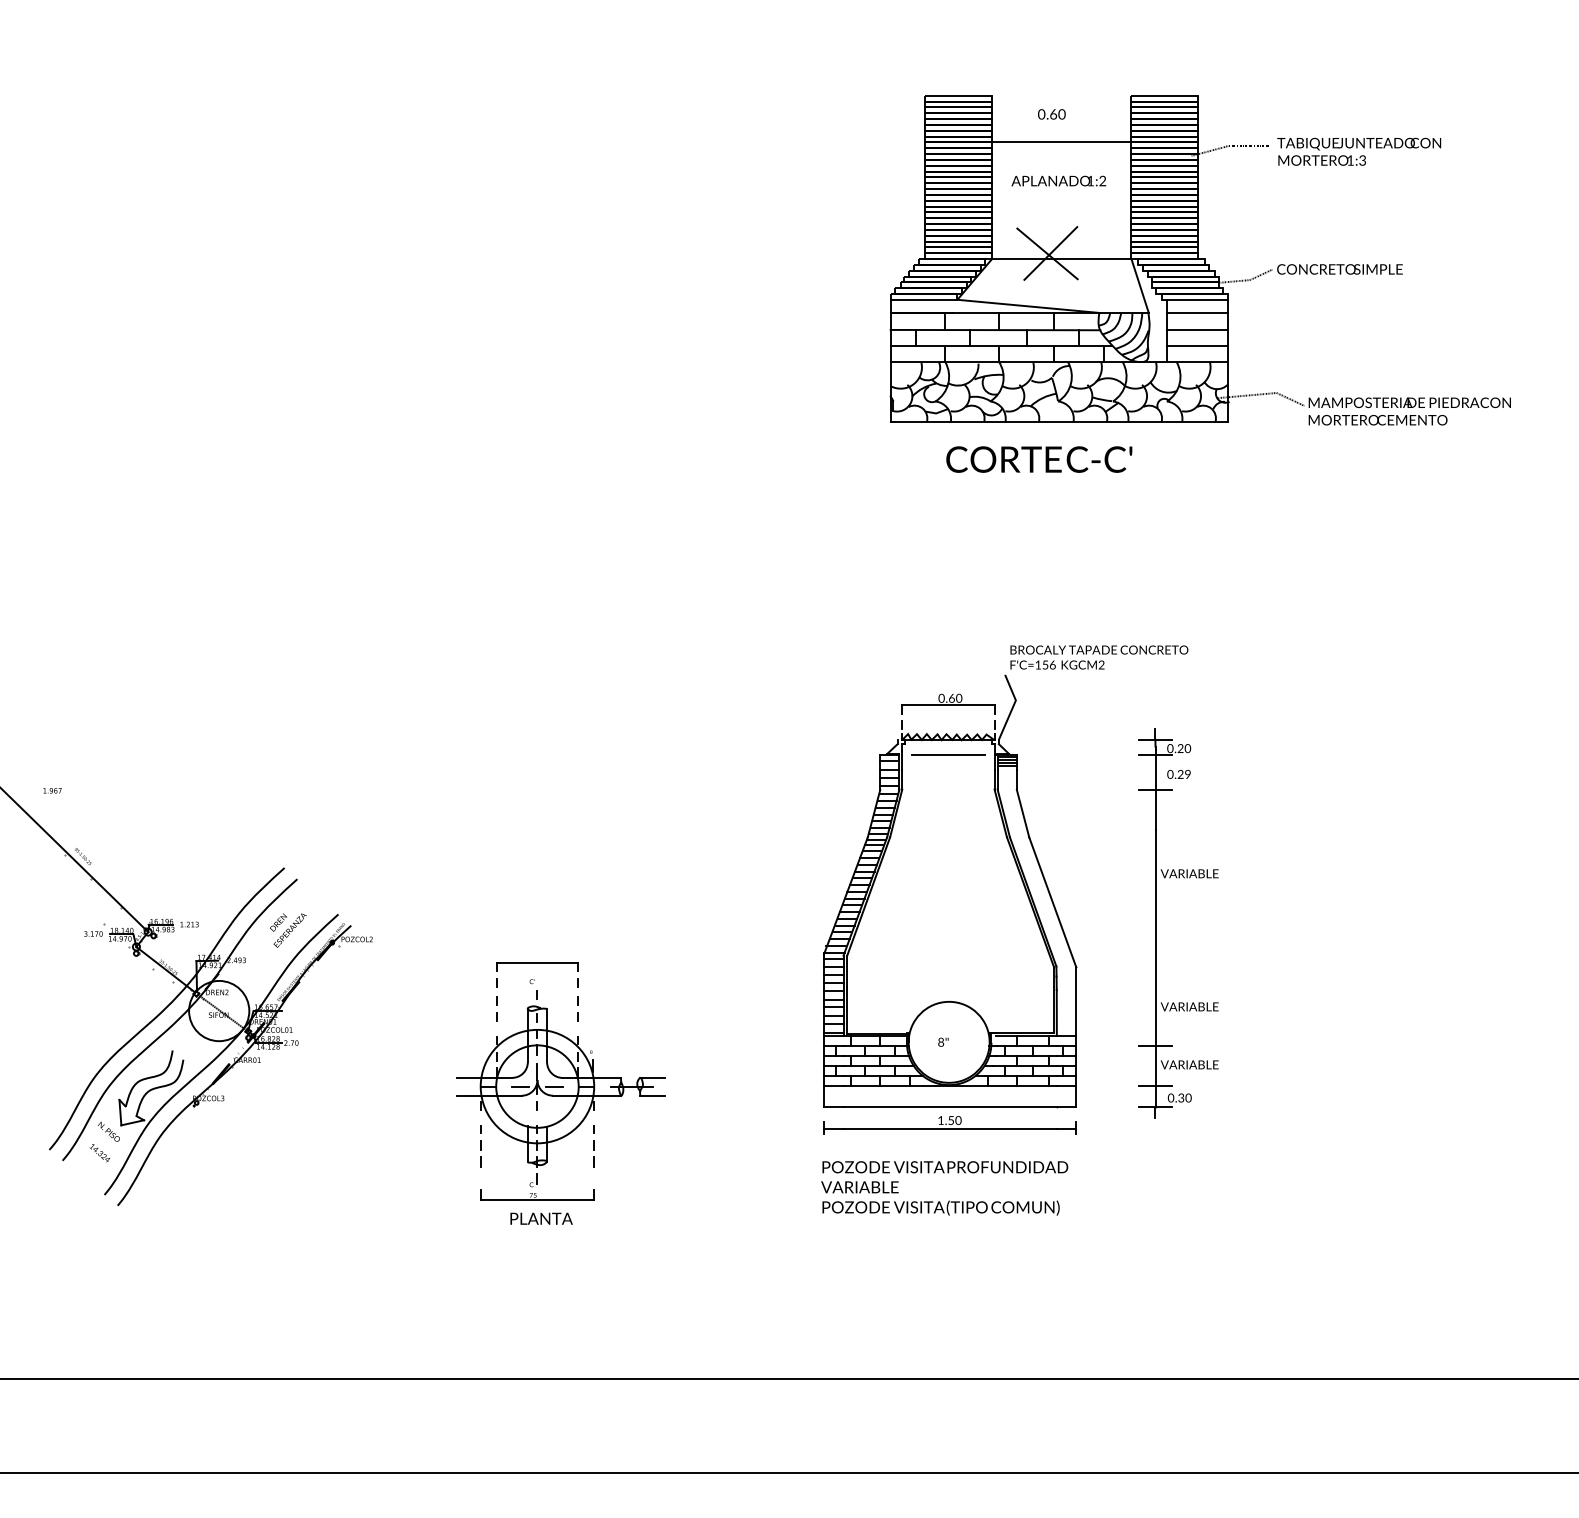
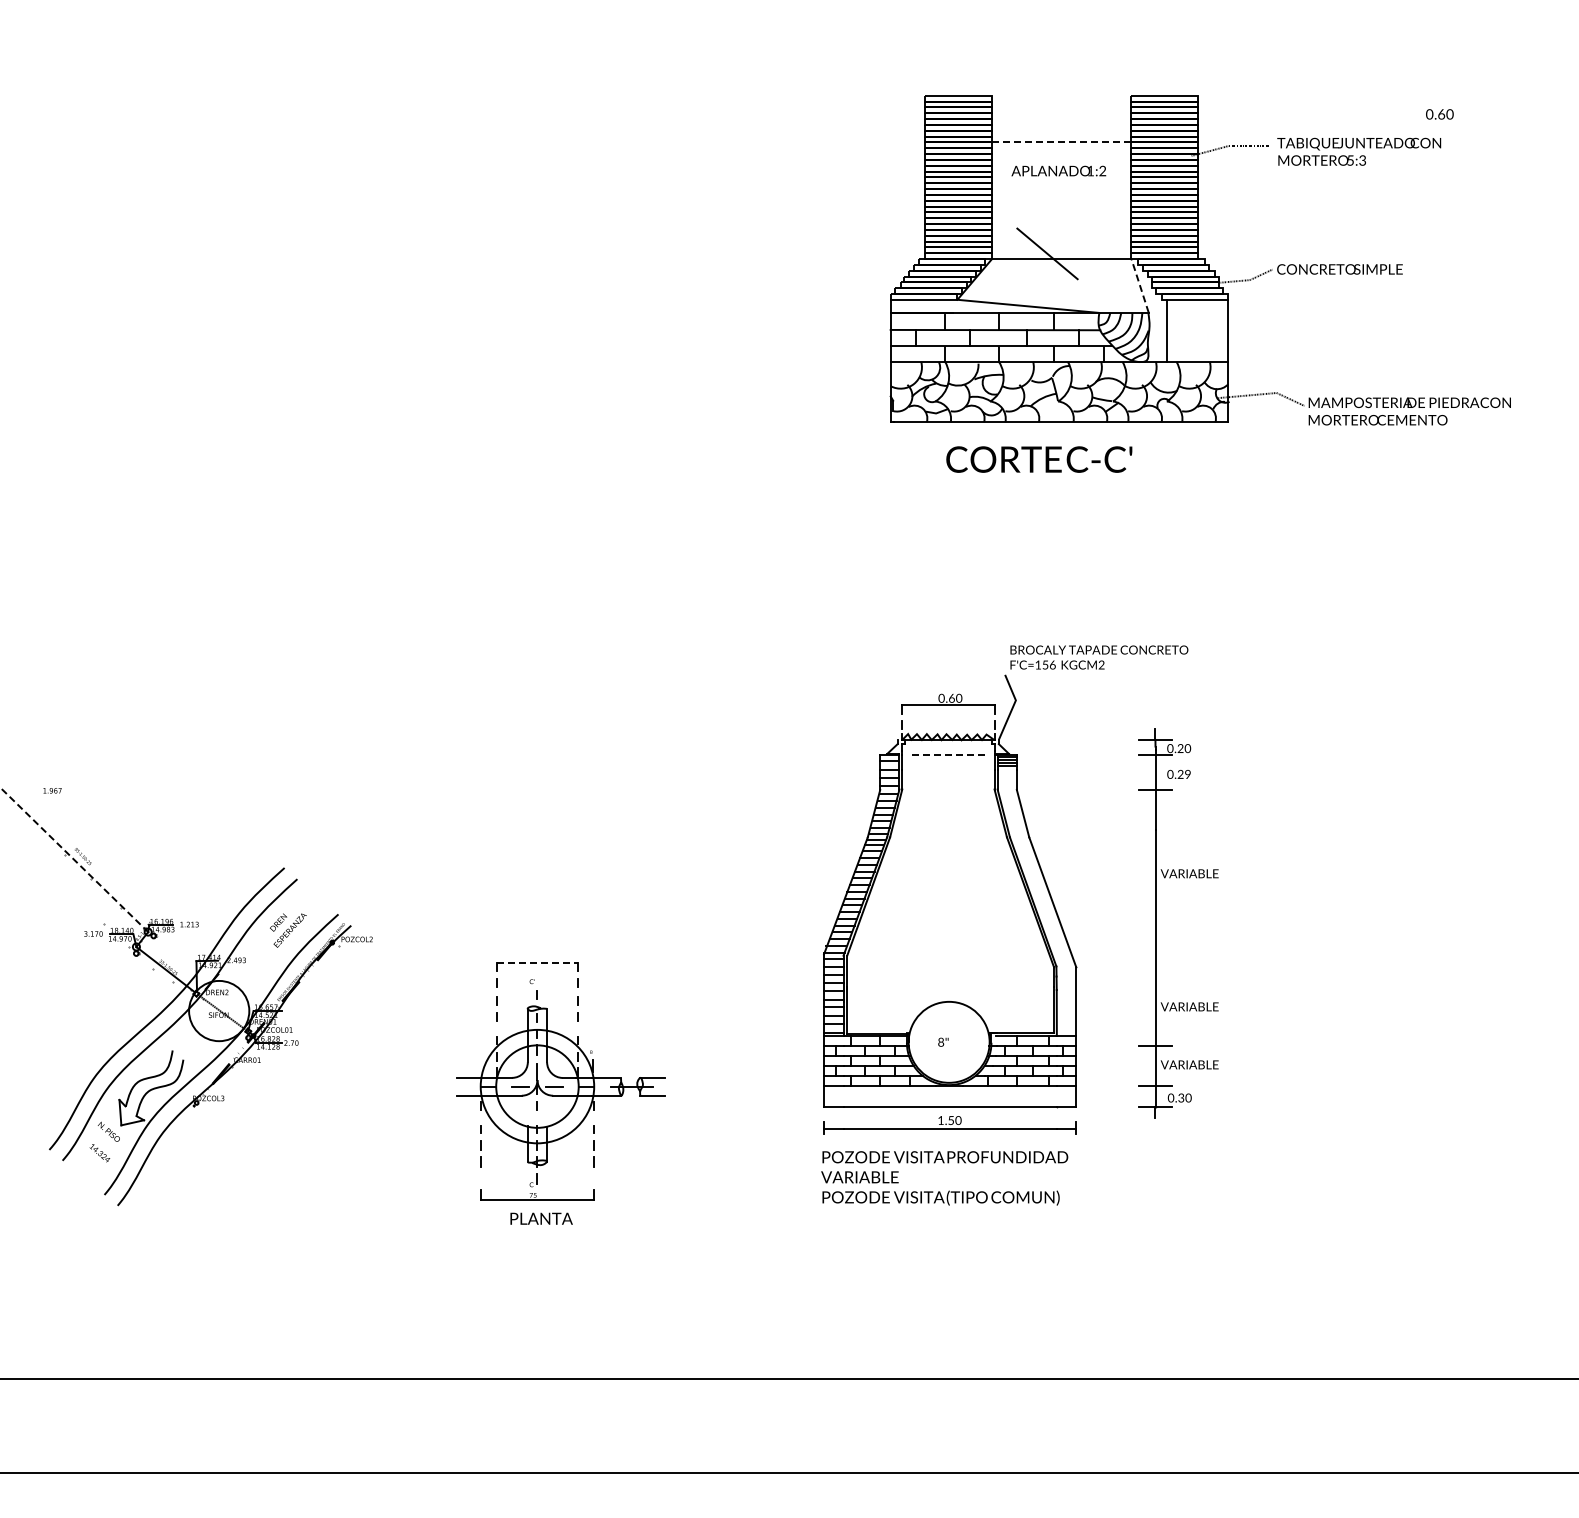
text position: (1051, 114) -> (1439, 114) (1439, 114)
line: solid -> dashed (1061, 142)
text: 1:3 -> 5:3 (1350, 160)
text position: (1058, 180) -> (1058, 170) (1058, 170)
line: present -> none (1050, 253)
line: solid -> dashed (1139, 285)
line: present -> none (1197, 312)
line: present -> none (1197, 330)
line: present -> none (1197, 346)
line: solid -> dashed (949, 754)
line: solid -> dashed (74, 860)
line: solid -> dashed (537, 962)
text position: (944, 1188) -> (944, 1178) (944, 1178)
